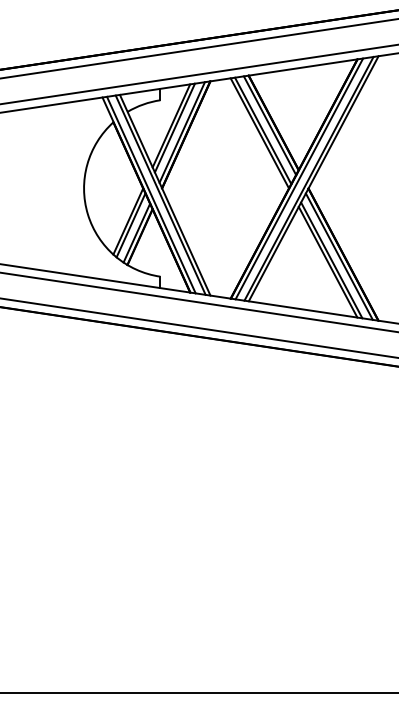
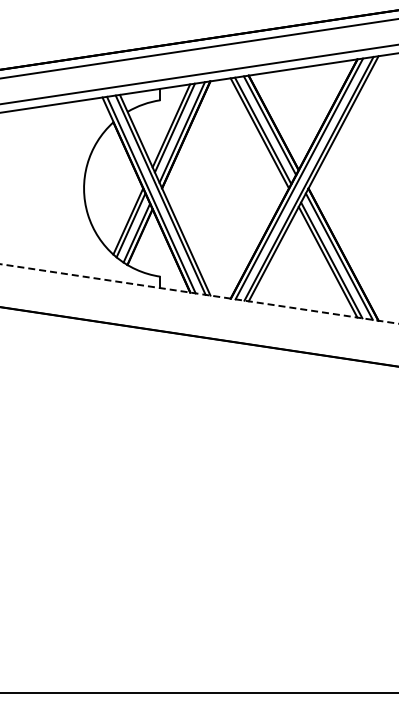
line: solid -> dashed (200, 294)
line: present -> none (198, 301)
line: present -> none (198, 327)
